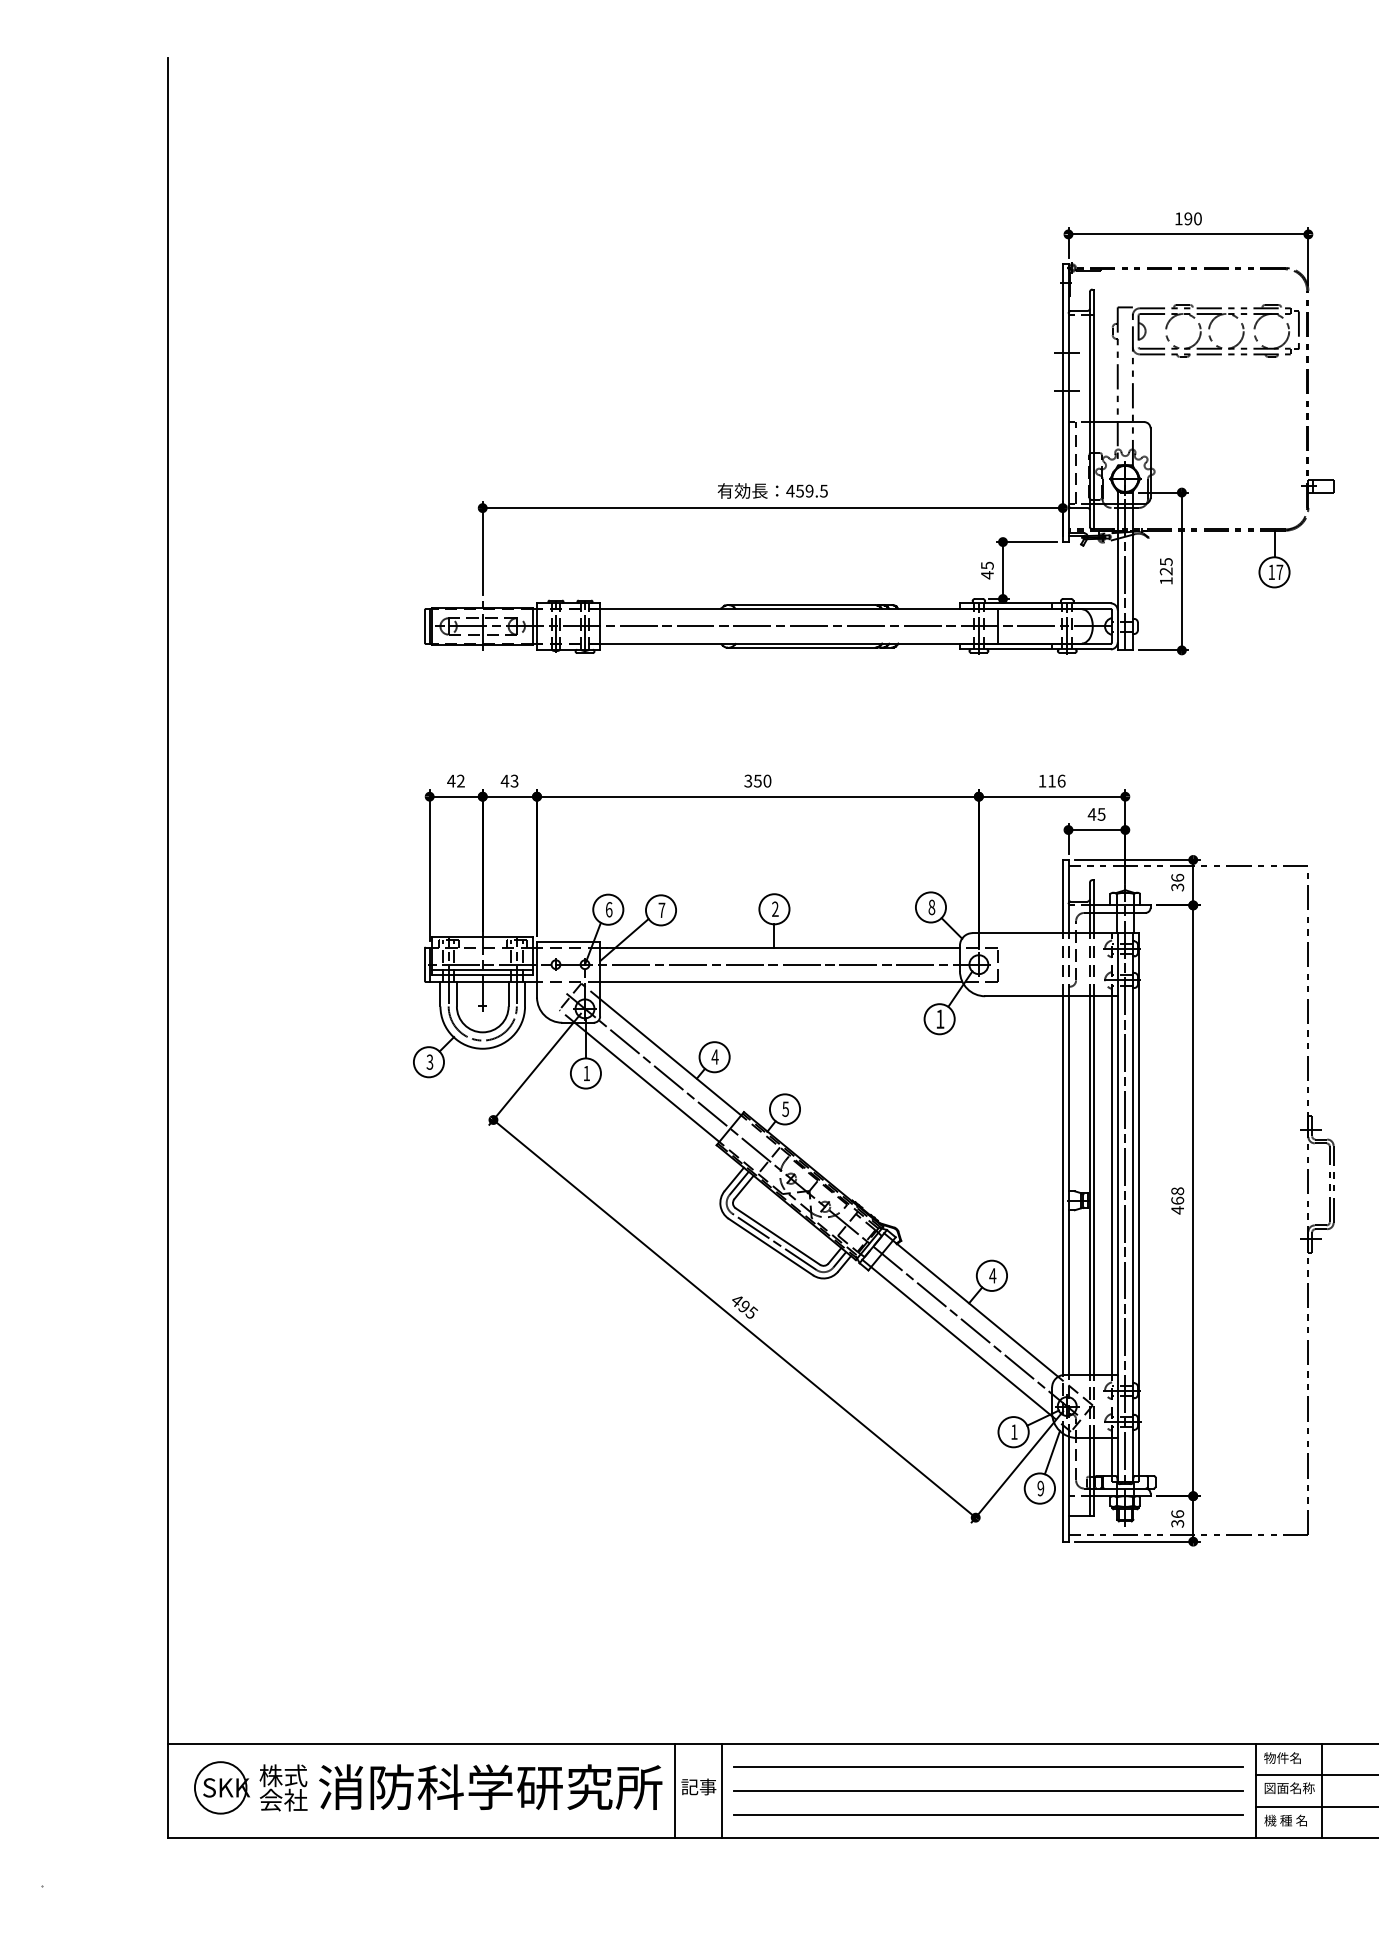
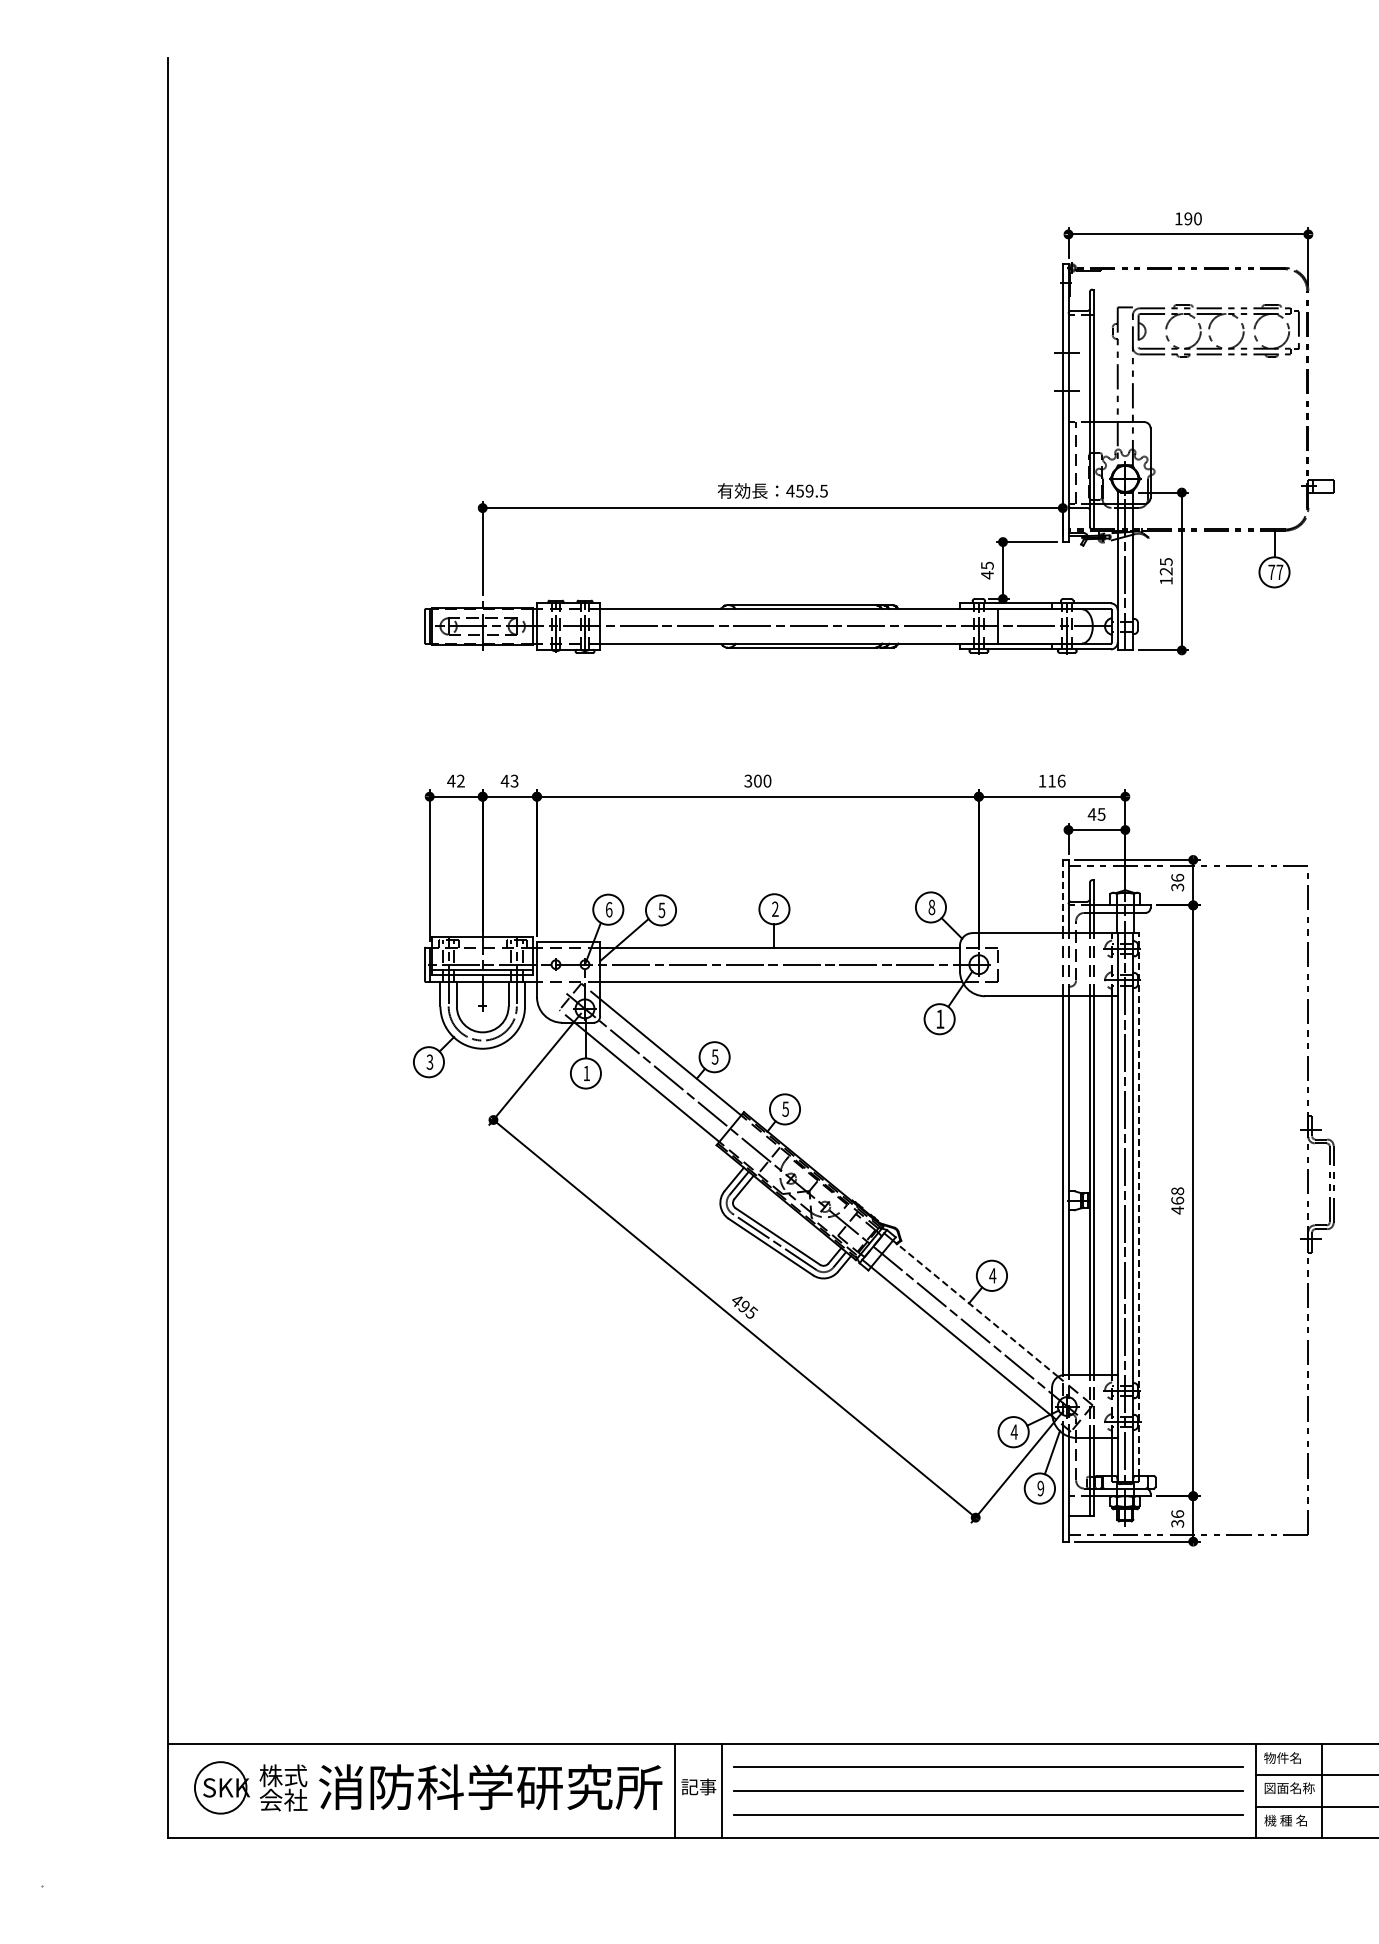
text: 17 -> 77 (1271, 571)
text: 350 -> 300 (757, 780)
line: solid -> dashed (1062, 896)
text: 7 -> 5 (661, 910)
text: 4 -> 5 (714, 1056)
line: solid -> dashed (1139, 1204)
line: solid -> dashed (975, 1308)
text: 1 -> 4 (1013, 1431)
